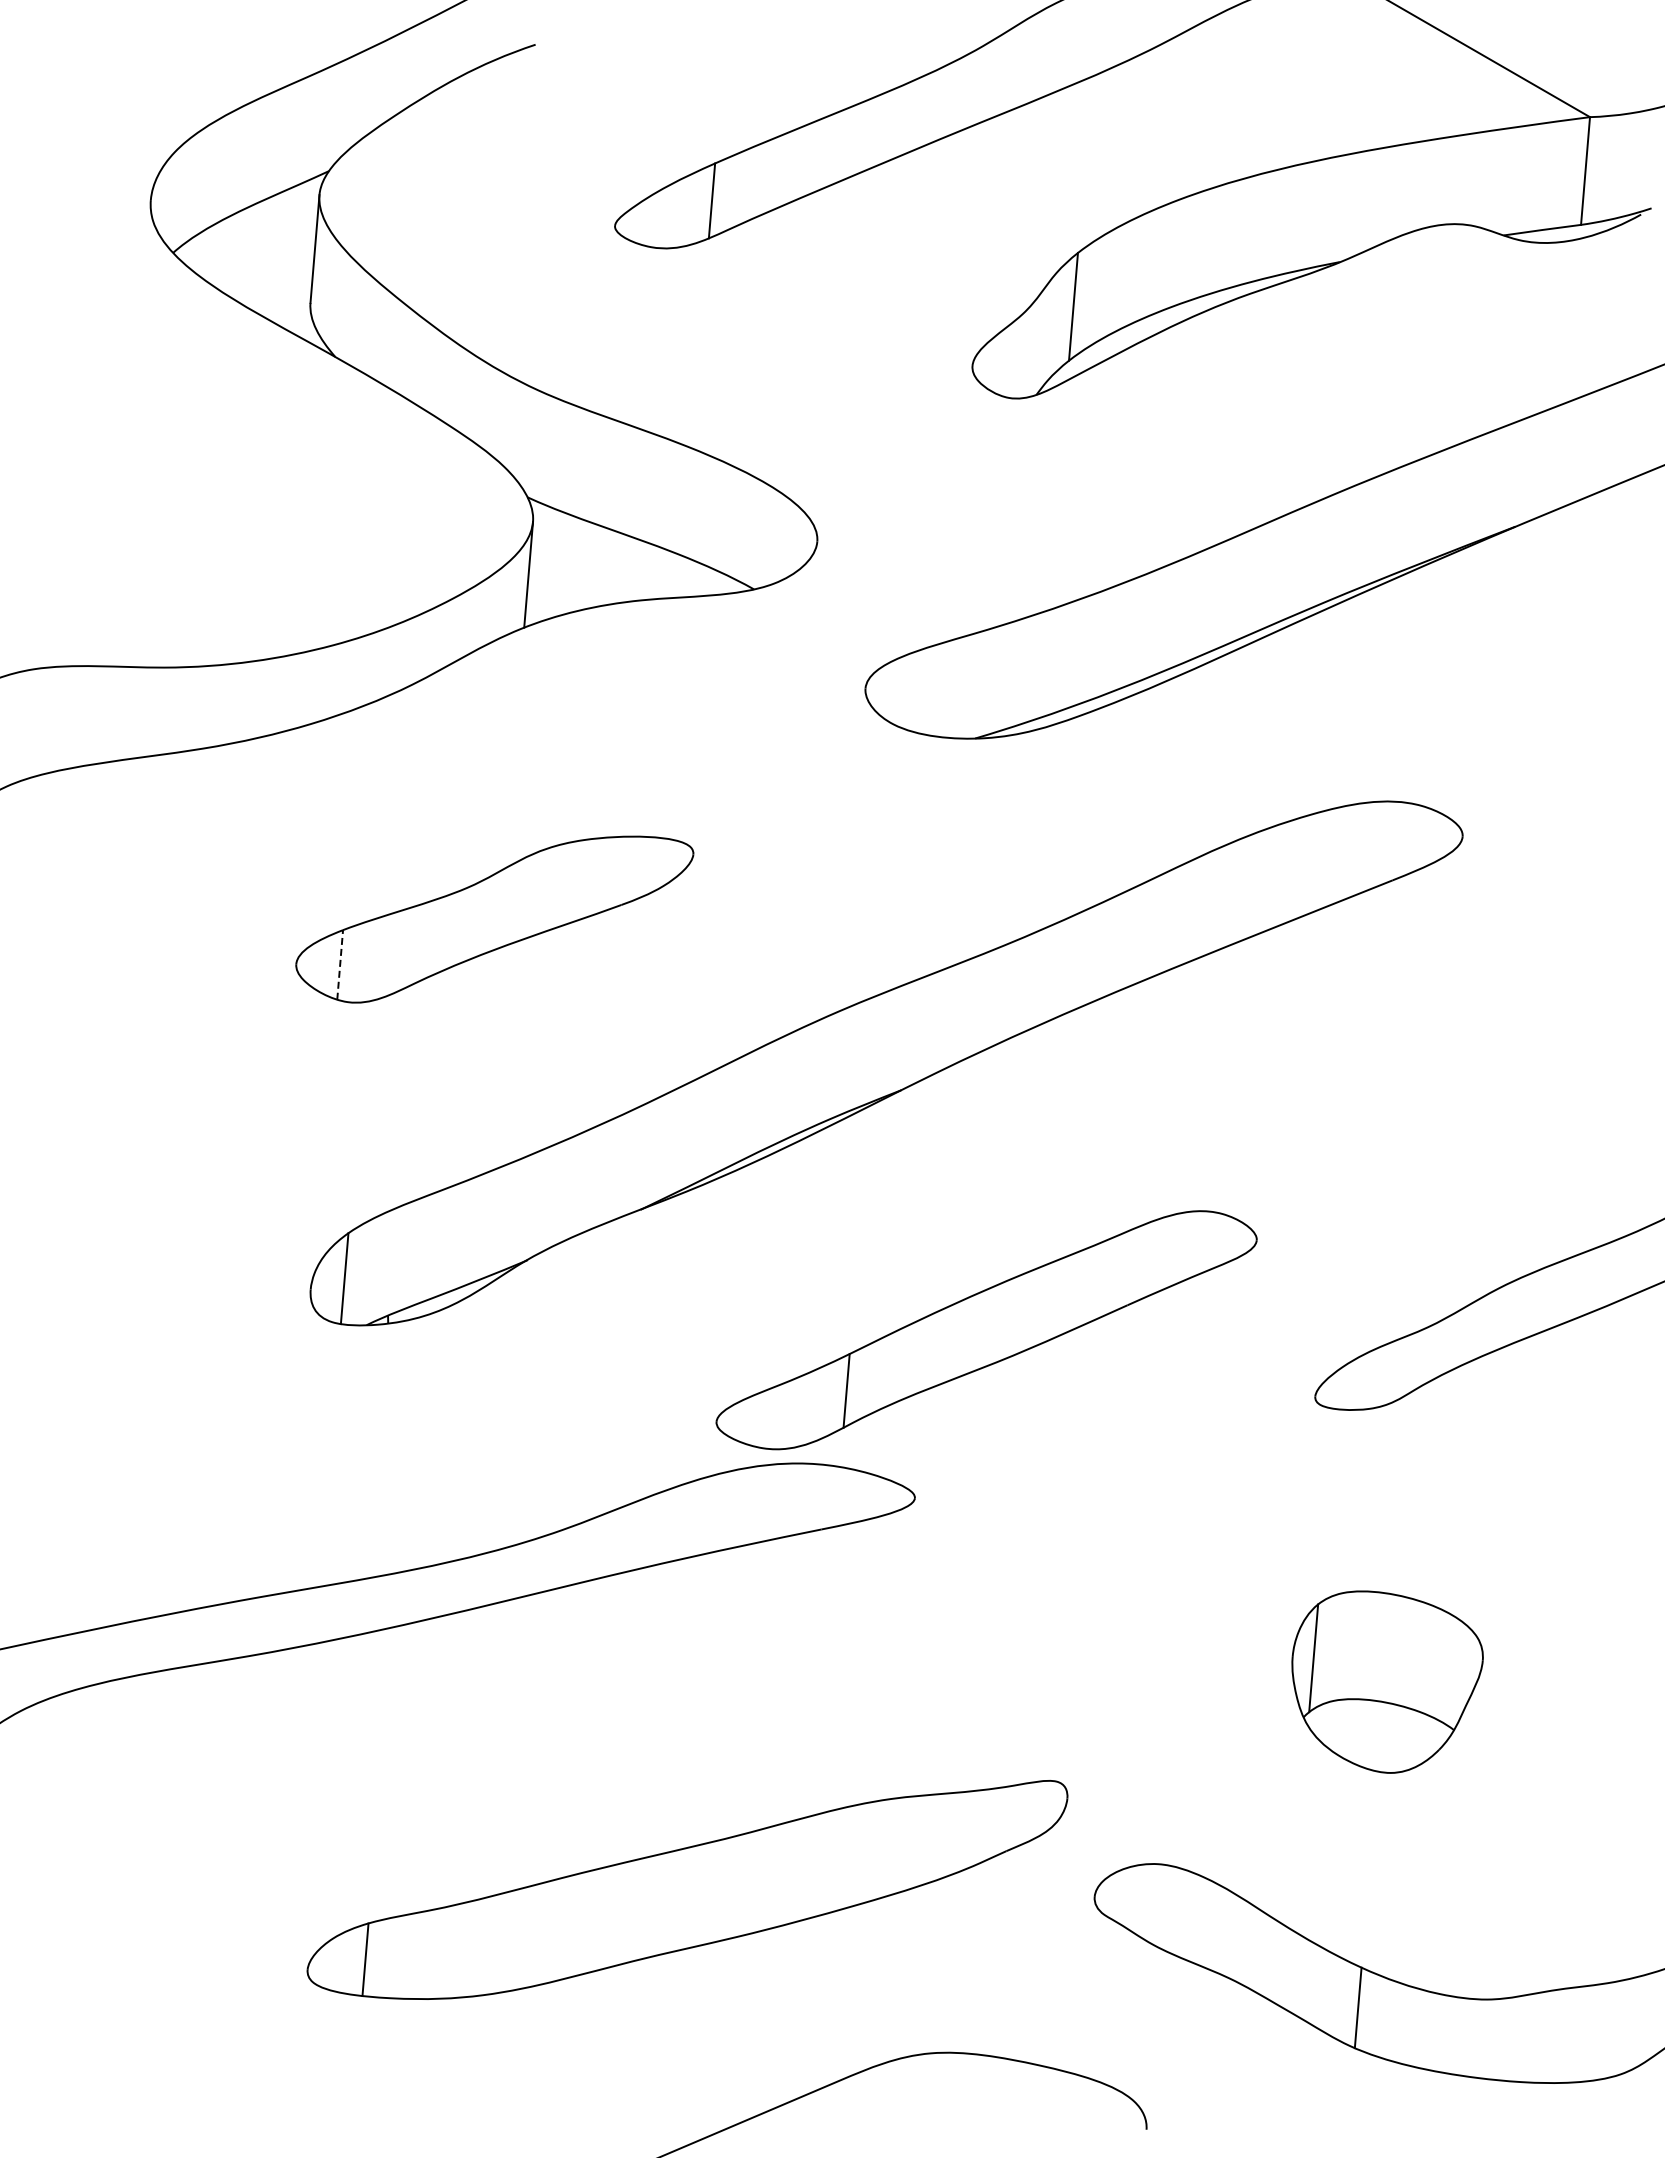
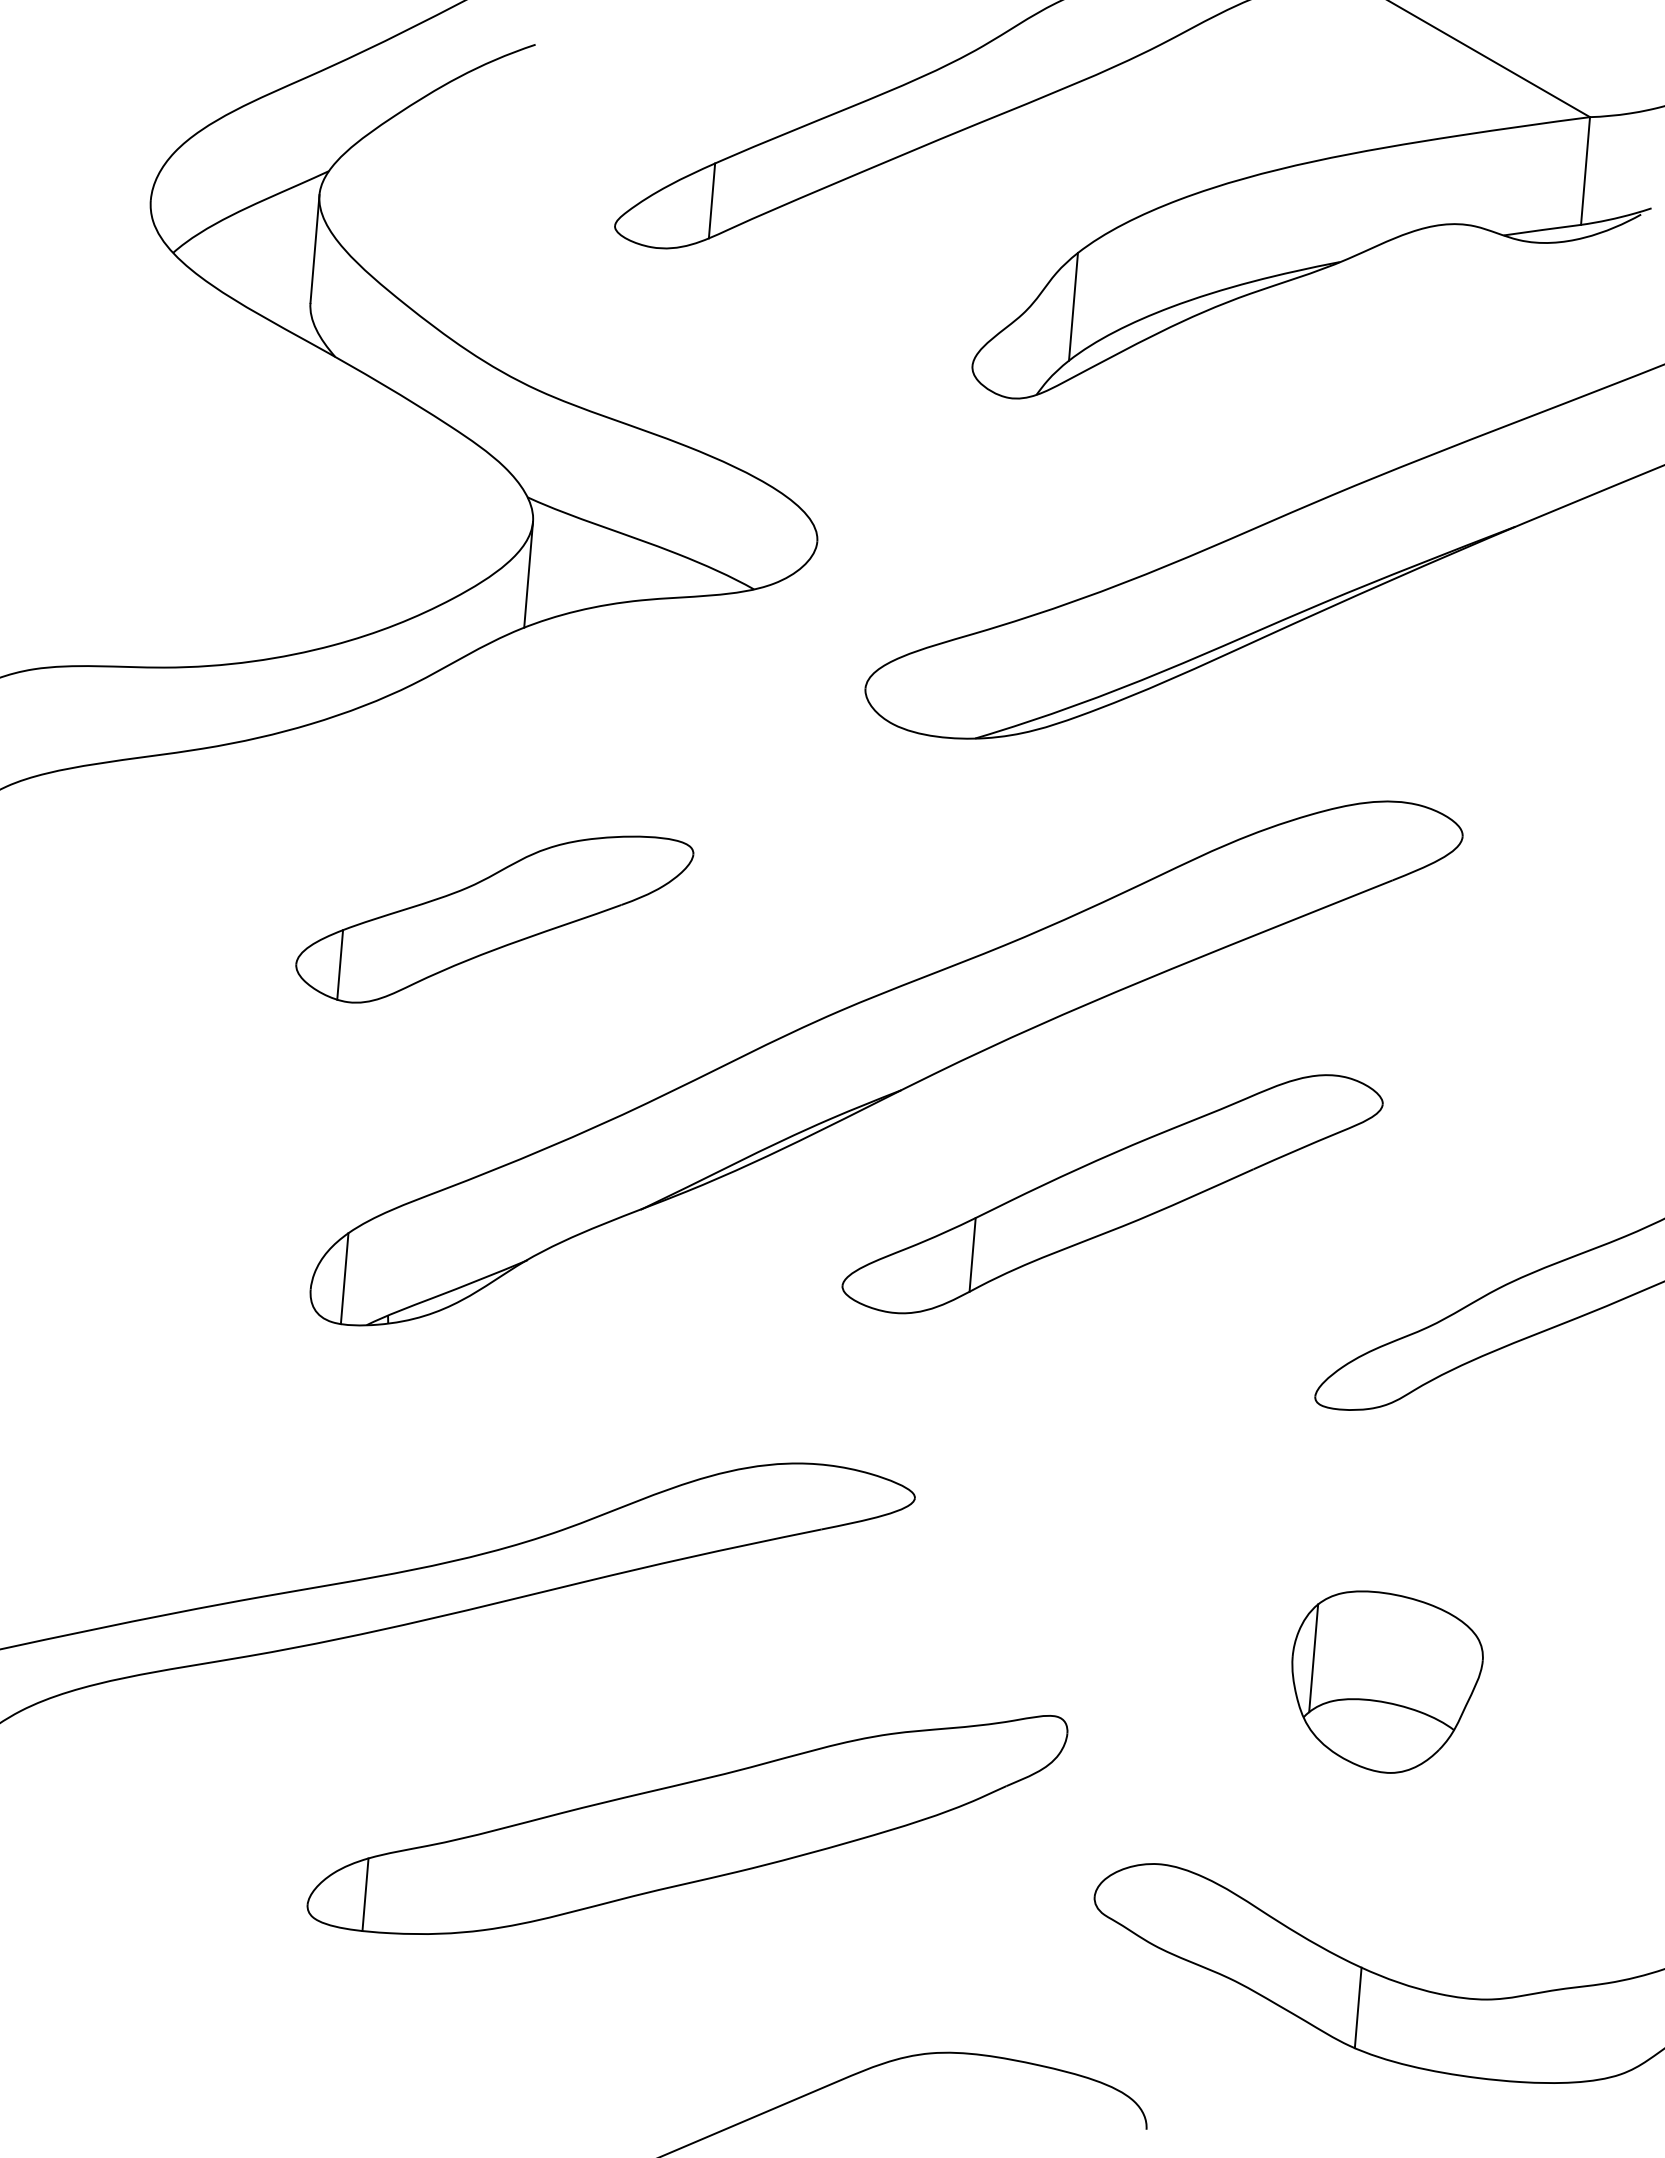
line: dashed -> solid (340, 964)
part position: (986, 1330) -> (1112, 1194) (1112, 1194)
part position: (687, 1889) -> (687, 1824) (687, 1824)
